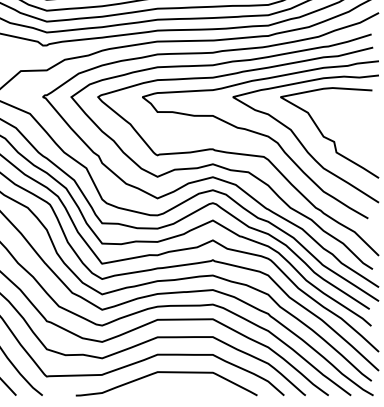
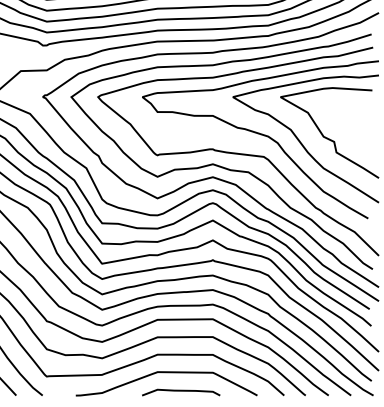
curve: none -> present (181, 391)
